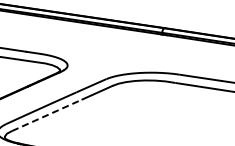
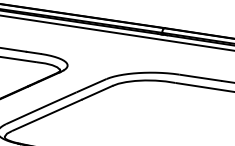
line: none -> present (116, 32)
line: dashed -> solid (47, 115)
